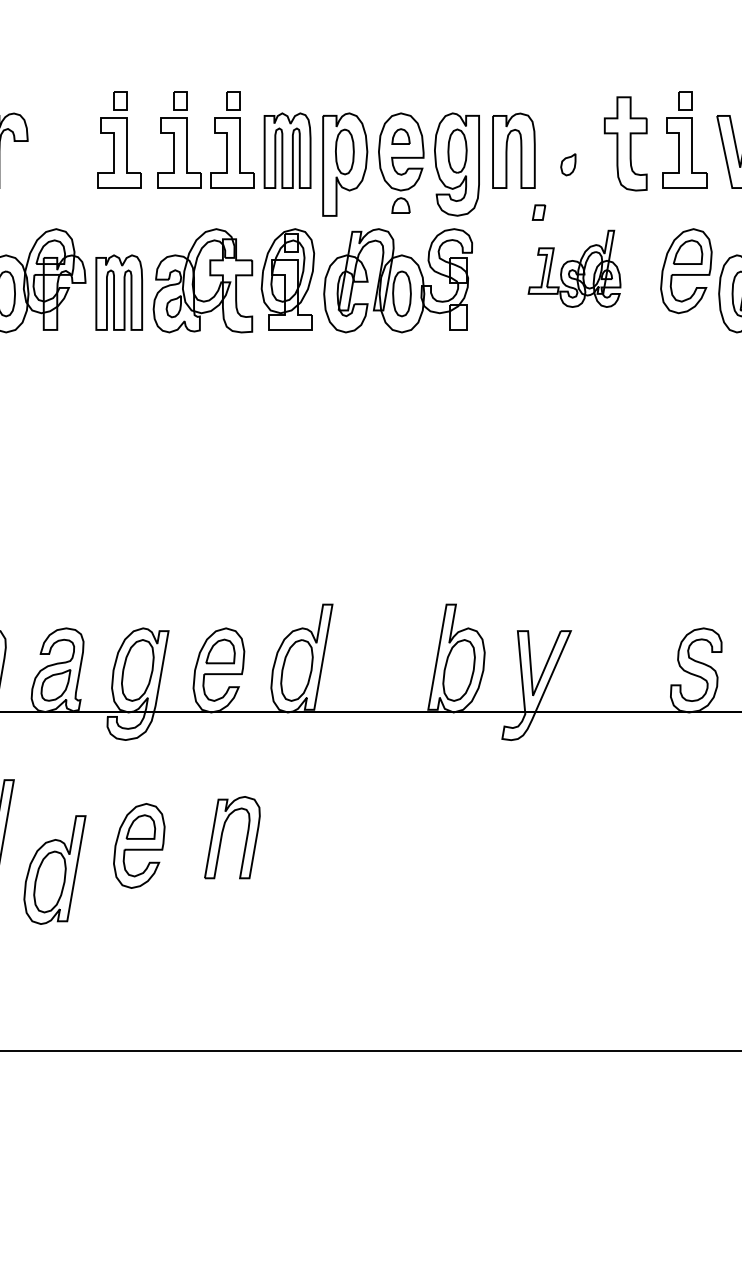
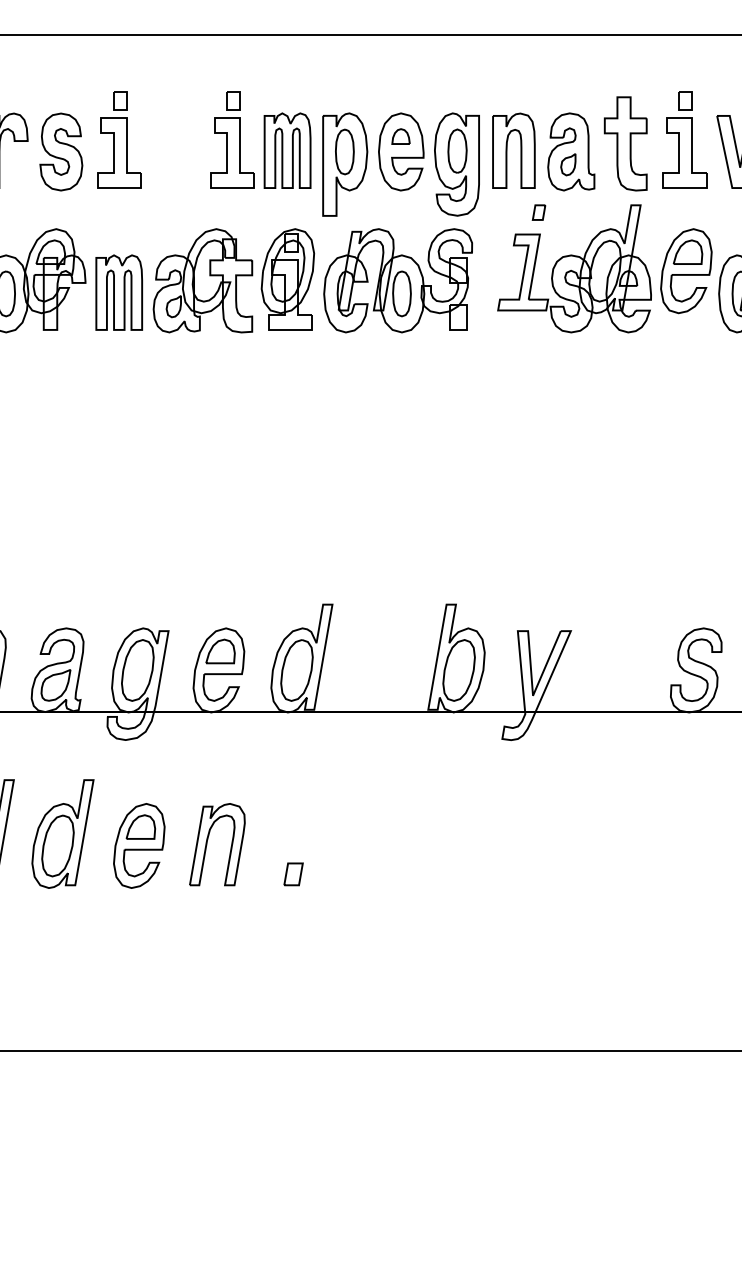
line: none -> present (370, 35)
part: present -> none (179, 139)
part: none -> present (61, 151)
part: none -> present (571, 151)
part: present -> none (400, 205)
part size: 95x79 px -> 155x130 px (574, 268)
part position: (222, 837) -> (207, 844) (207, 844)
part position: (54, 869) -> (62, 833) (62, 833)
part: none -> present (293, 874)
